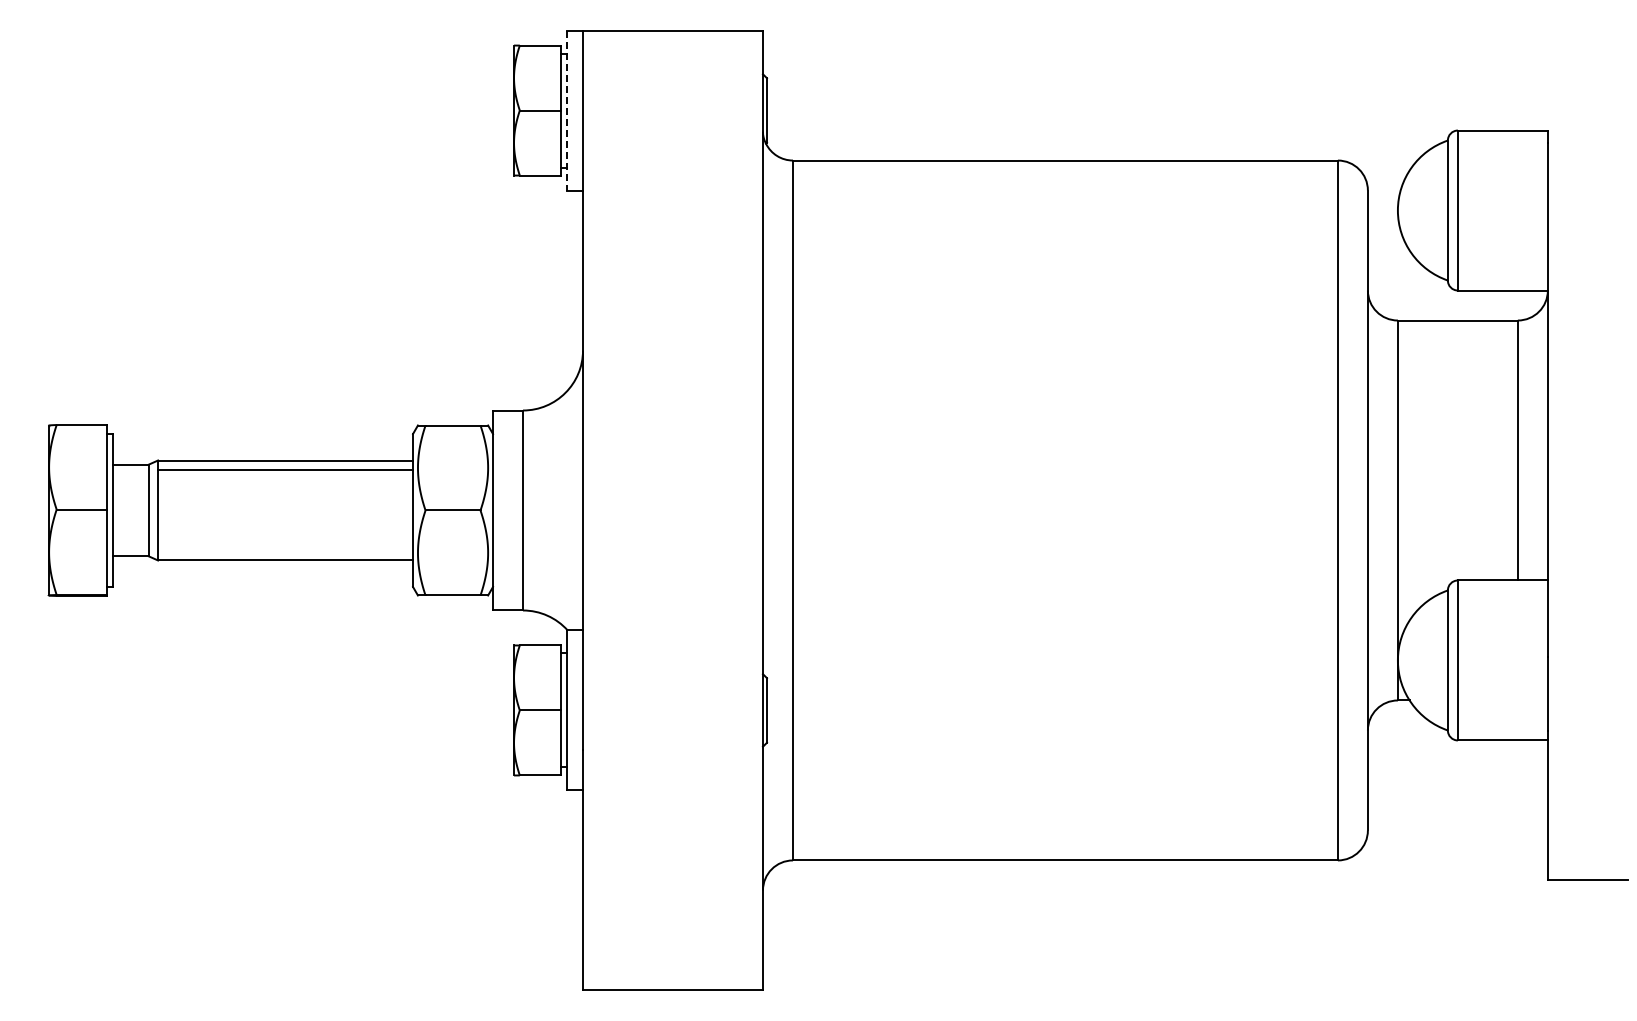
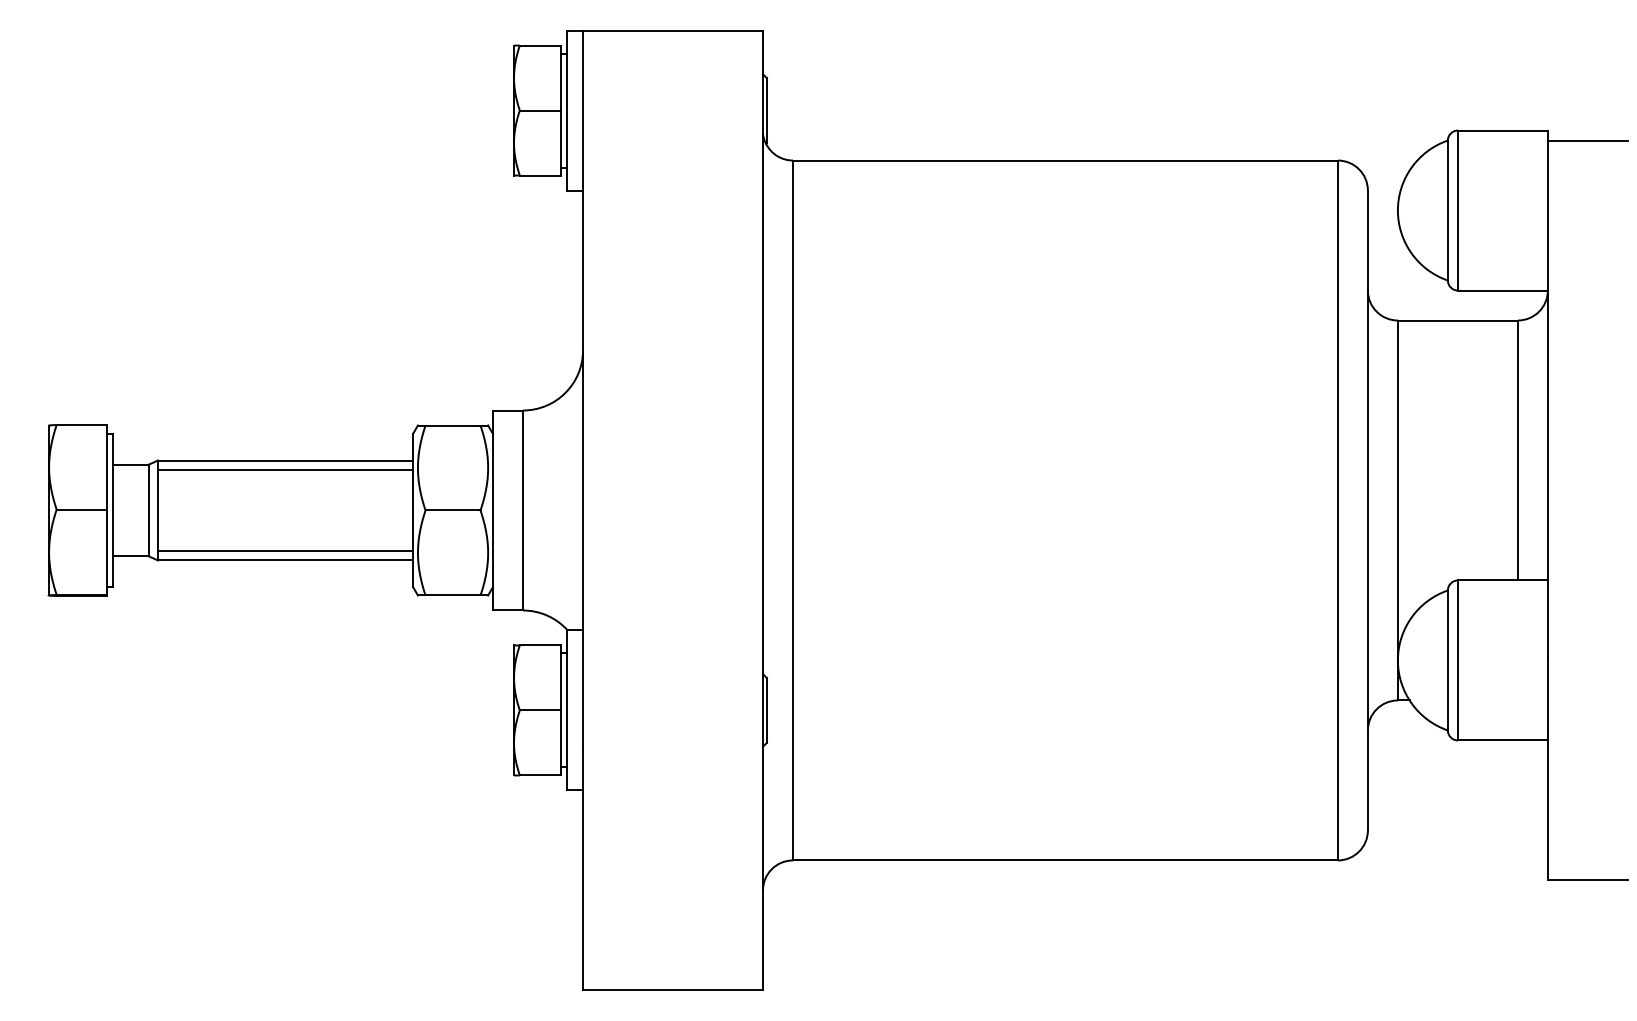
line: dashed -> solid (567, 110)
line: none -> present (1587, 140)
line: none -> present (285, 551)
